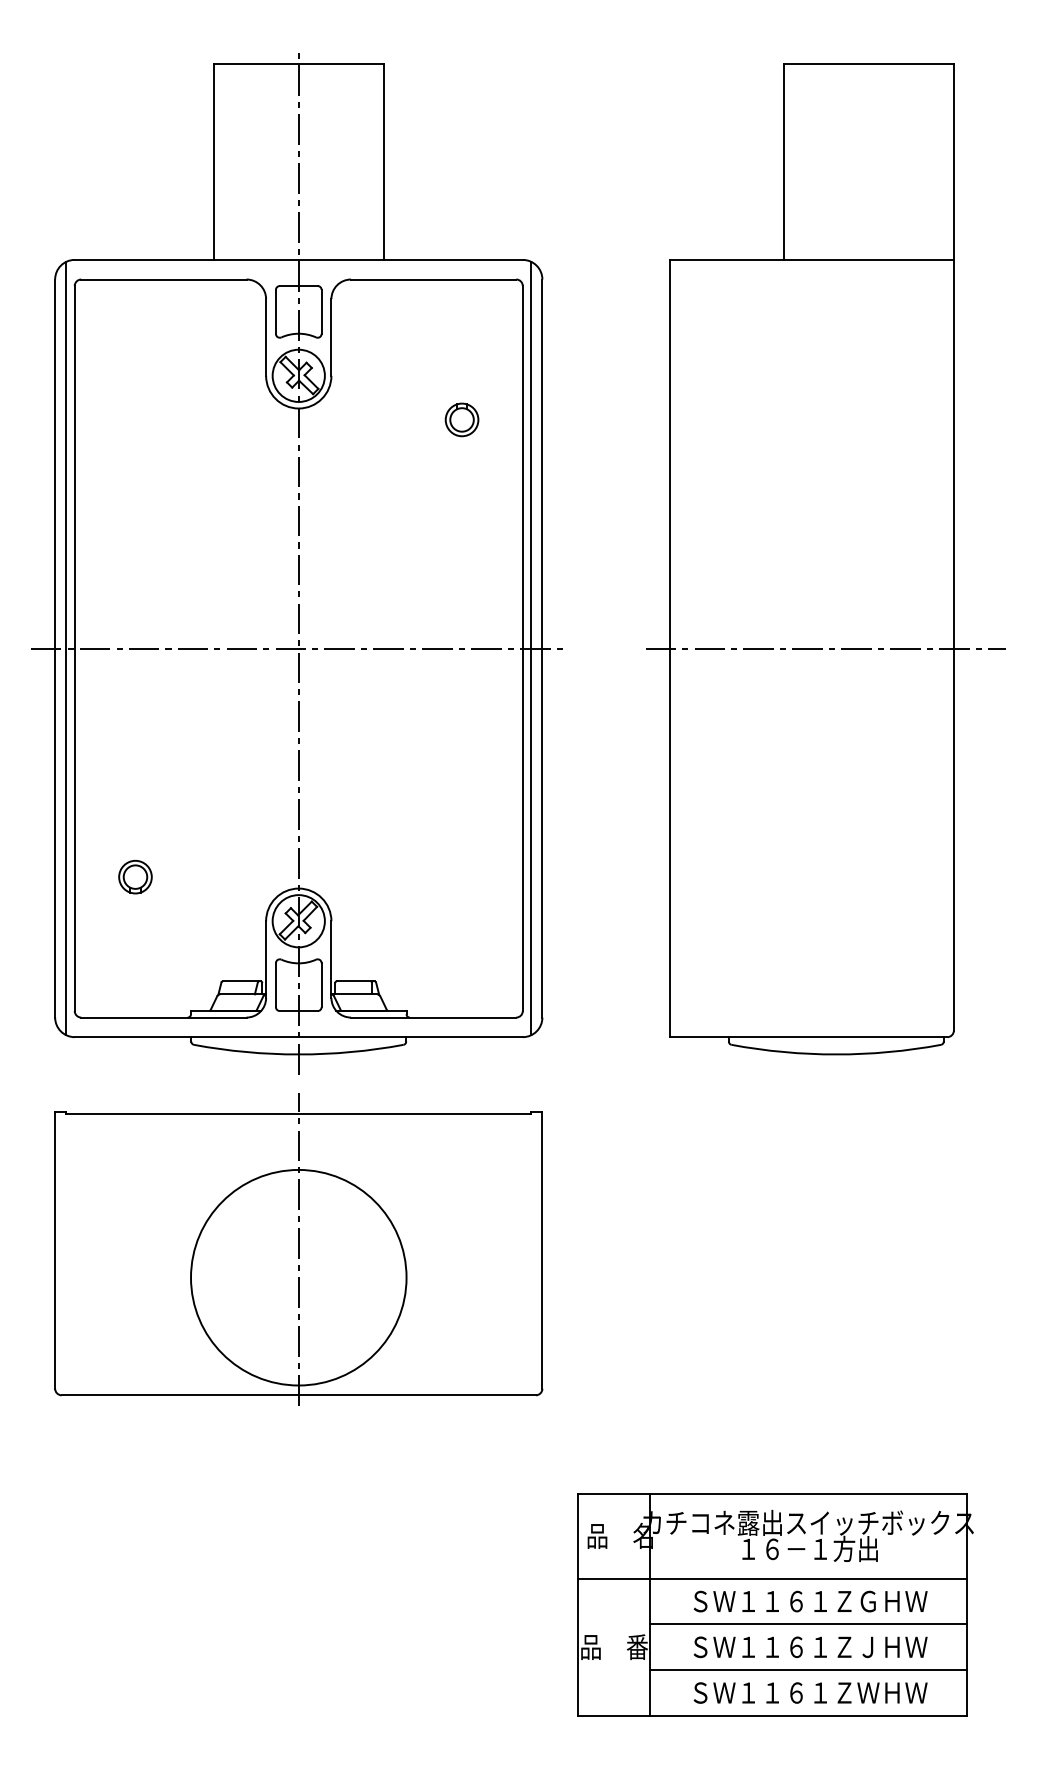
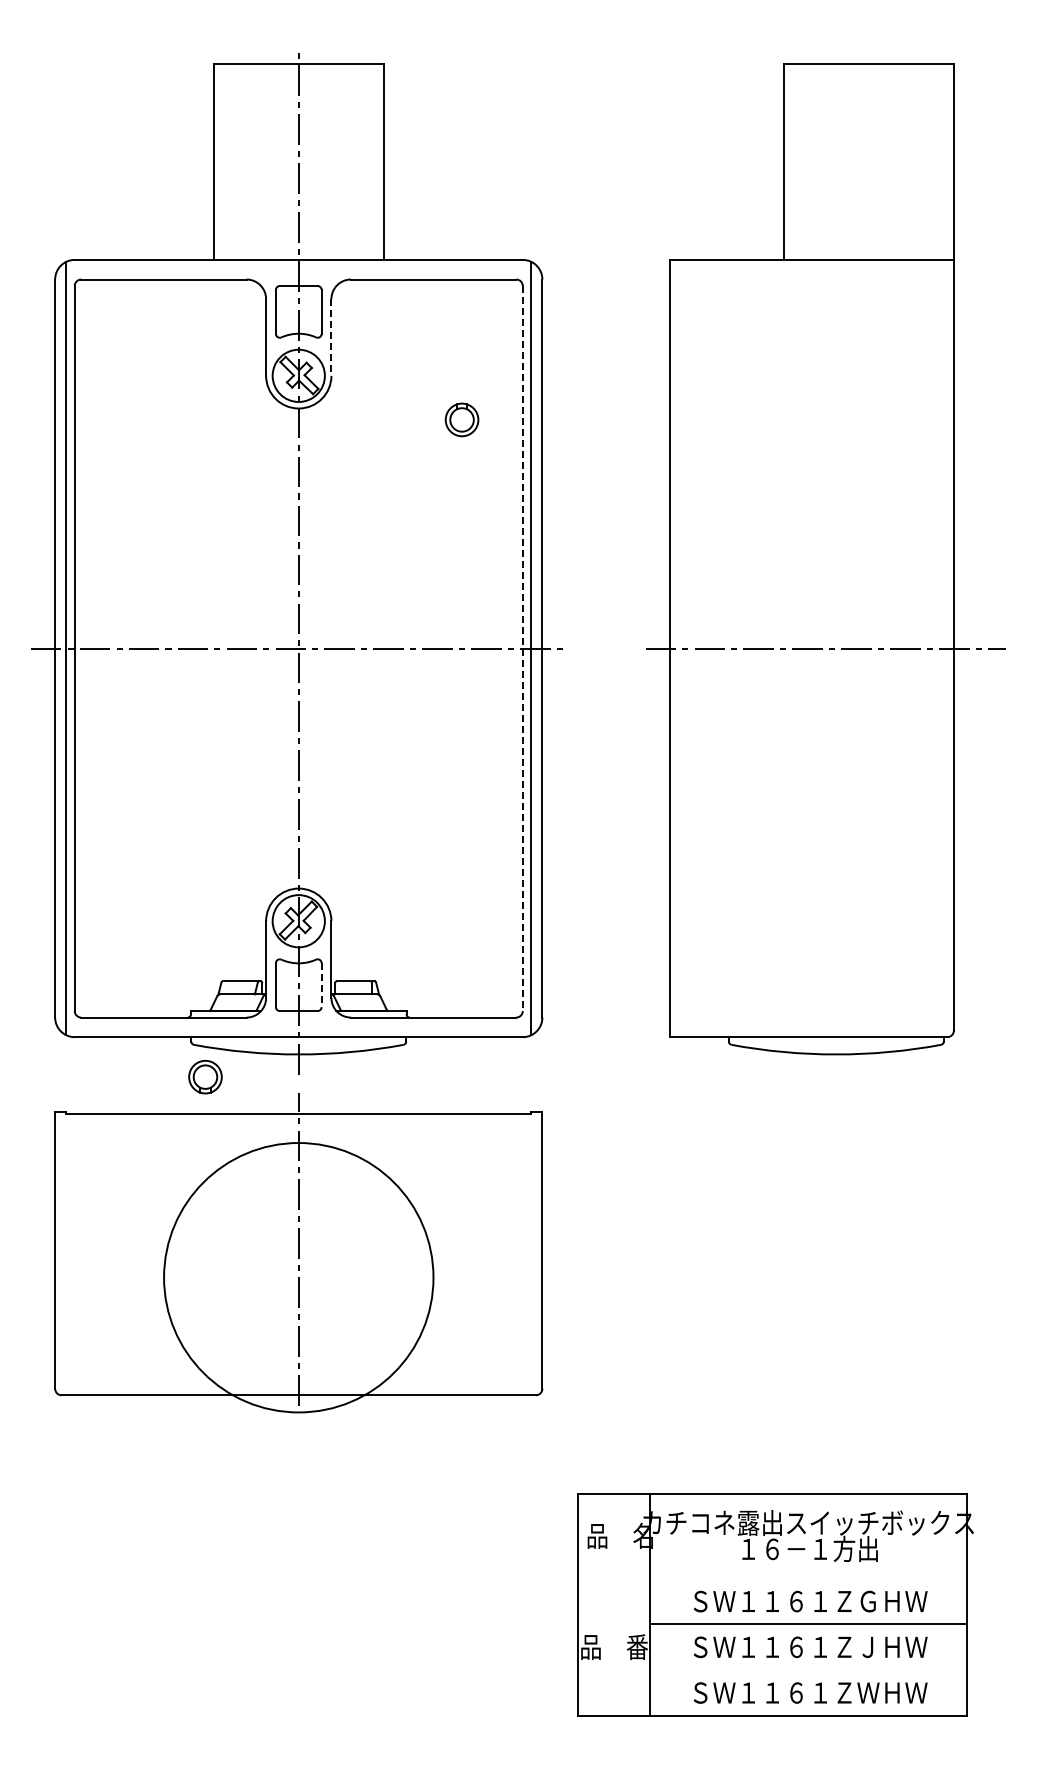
line: solid -> dashed (331, 337)
line: solid -> dashed (522, 649)
part position: (135, 876) -> (205, 1076) (205, 1076)
line: solid -> dashed (321, 985)
circle diameter: 216 px -> 269 px (298, 1277)
line: present -> none (772, 1578)
line: present -> none (808, 1670)
